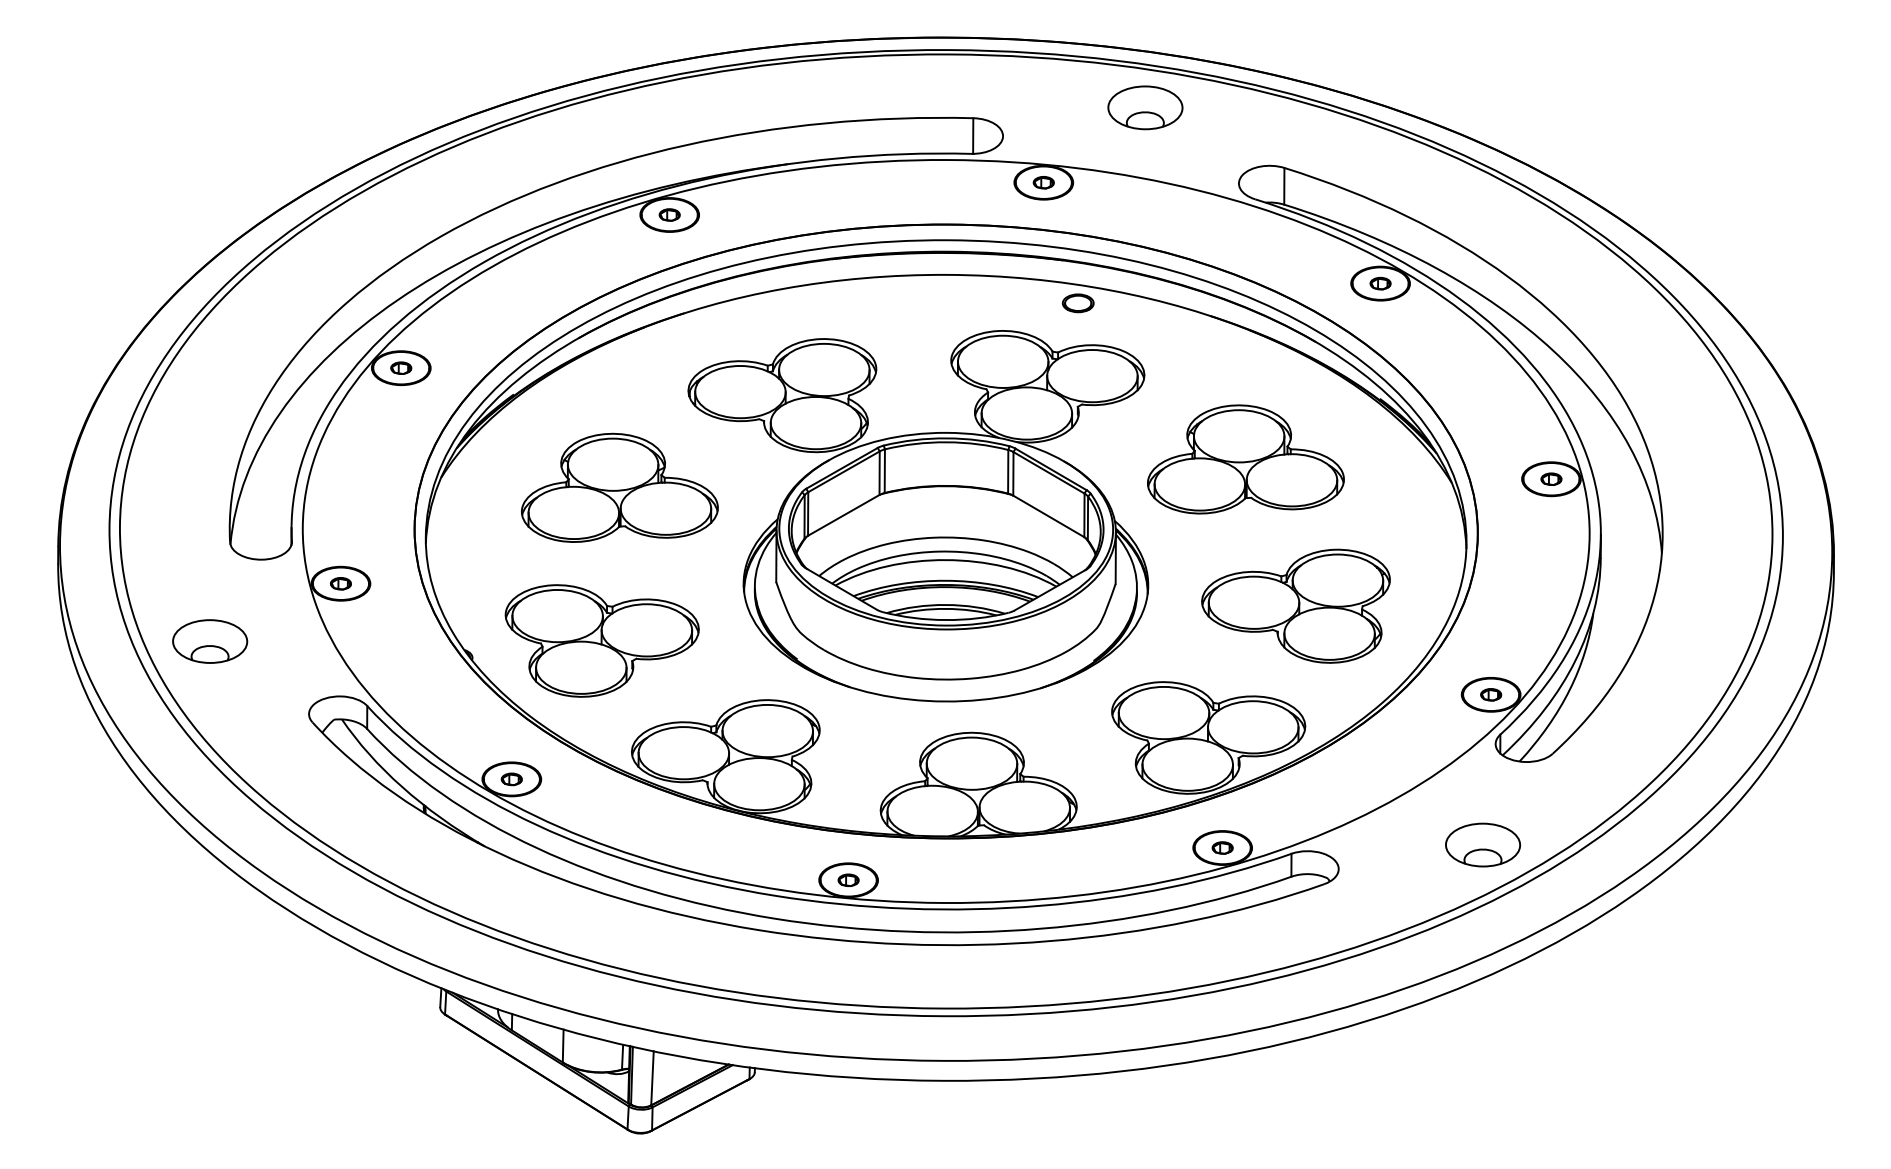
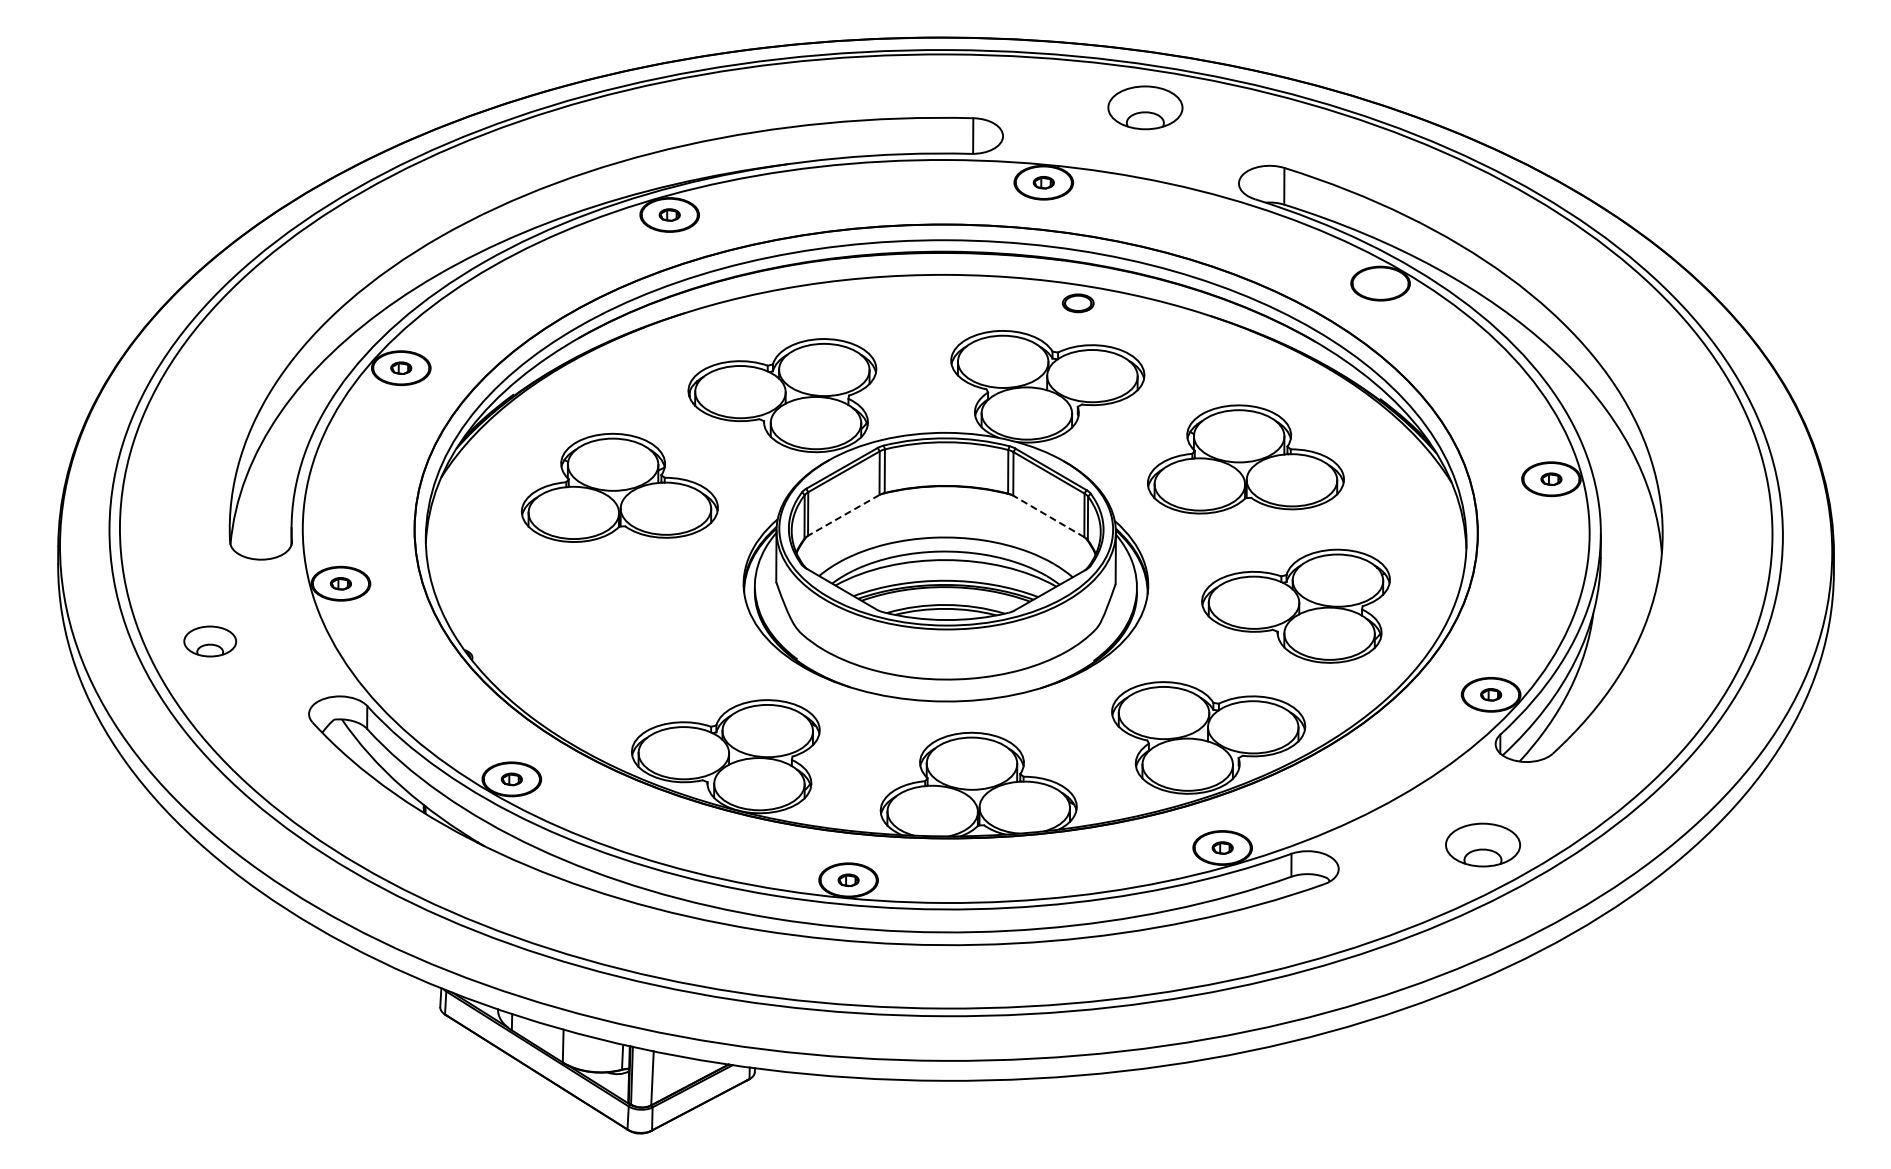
part: present -> none (1380, 283)
line: solid -> dashed (843, 515)
line: solid -> dashed (1048, 516)
part: present -> none (601, 640)
part size: 77x45 px -> 55x33 px (210, 641)
